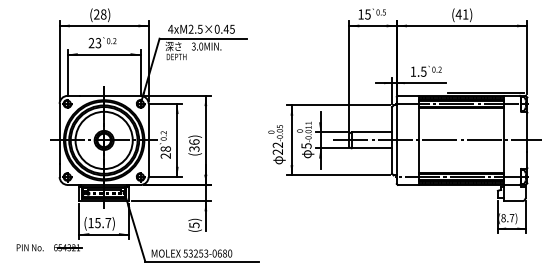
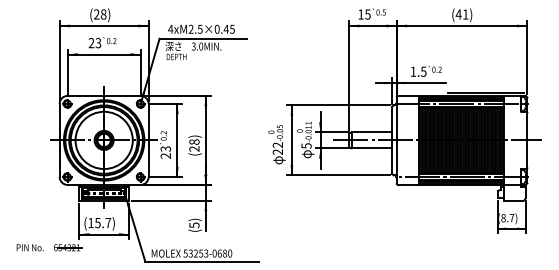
hatch: none -> present (461, 140)
text: 36 -> 28 (194, 145)
text: 28 -> 23 (165, 148)
